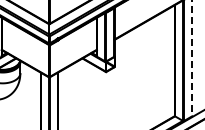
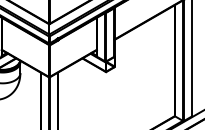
line: dashed -> solid (192, 58)
